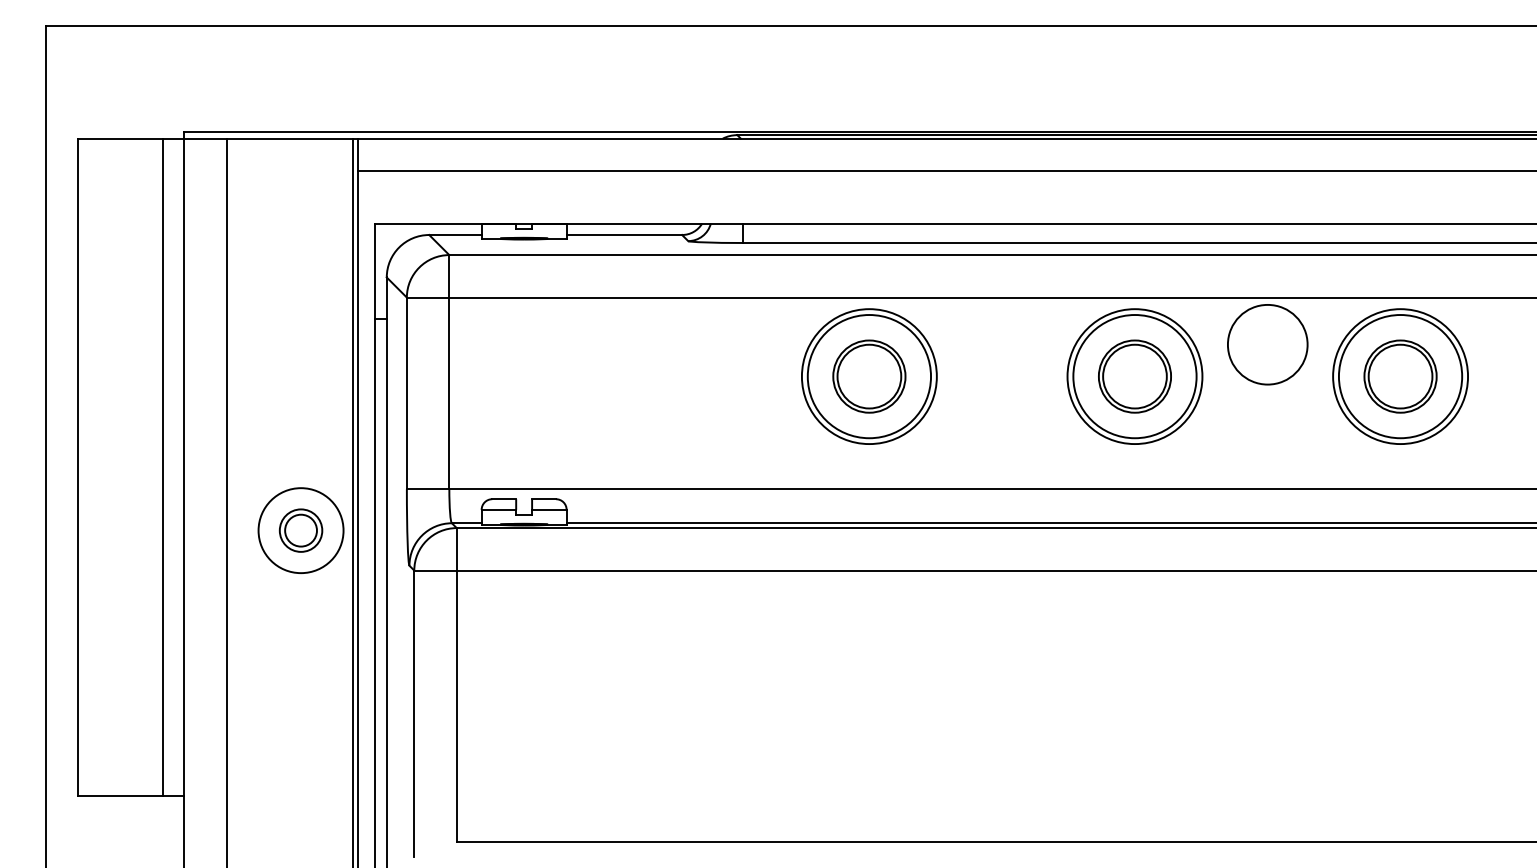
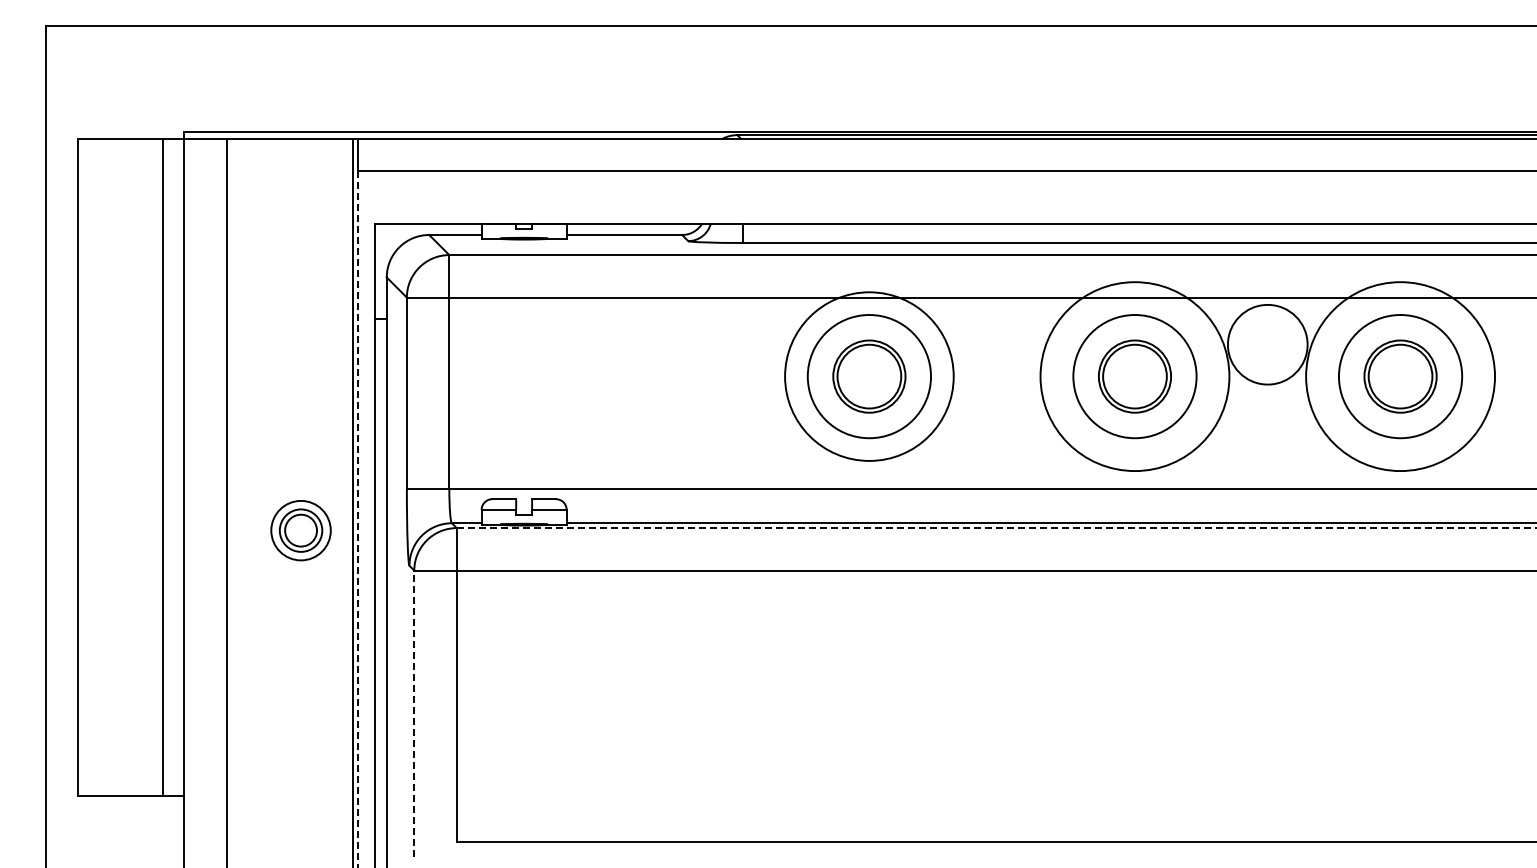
circle diameter: 135 px -> 169 px (869, 376)
circle diameter: 135 px -> 189 px (1134, 376)
circle diameter: 135 px -> 189 px (1400, 376)
line: solid -> dashed (358, 519)
line: solid -> dashed (996, 528)
circle diameter: 85 px -> 59 px (300, 530)
line: solid -> dashed (414, 713)
